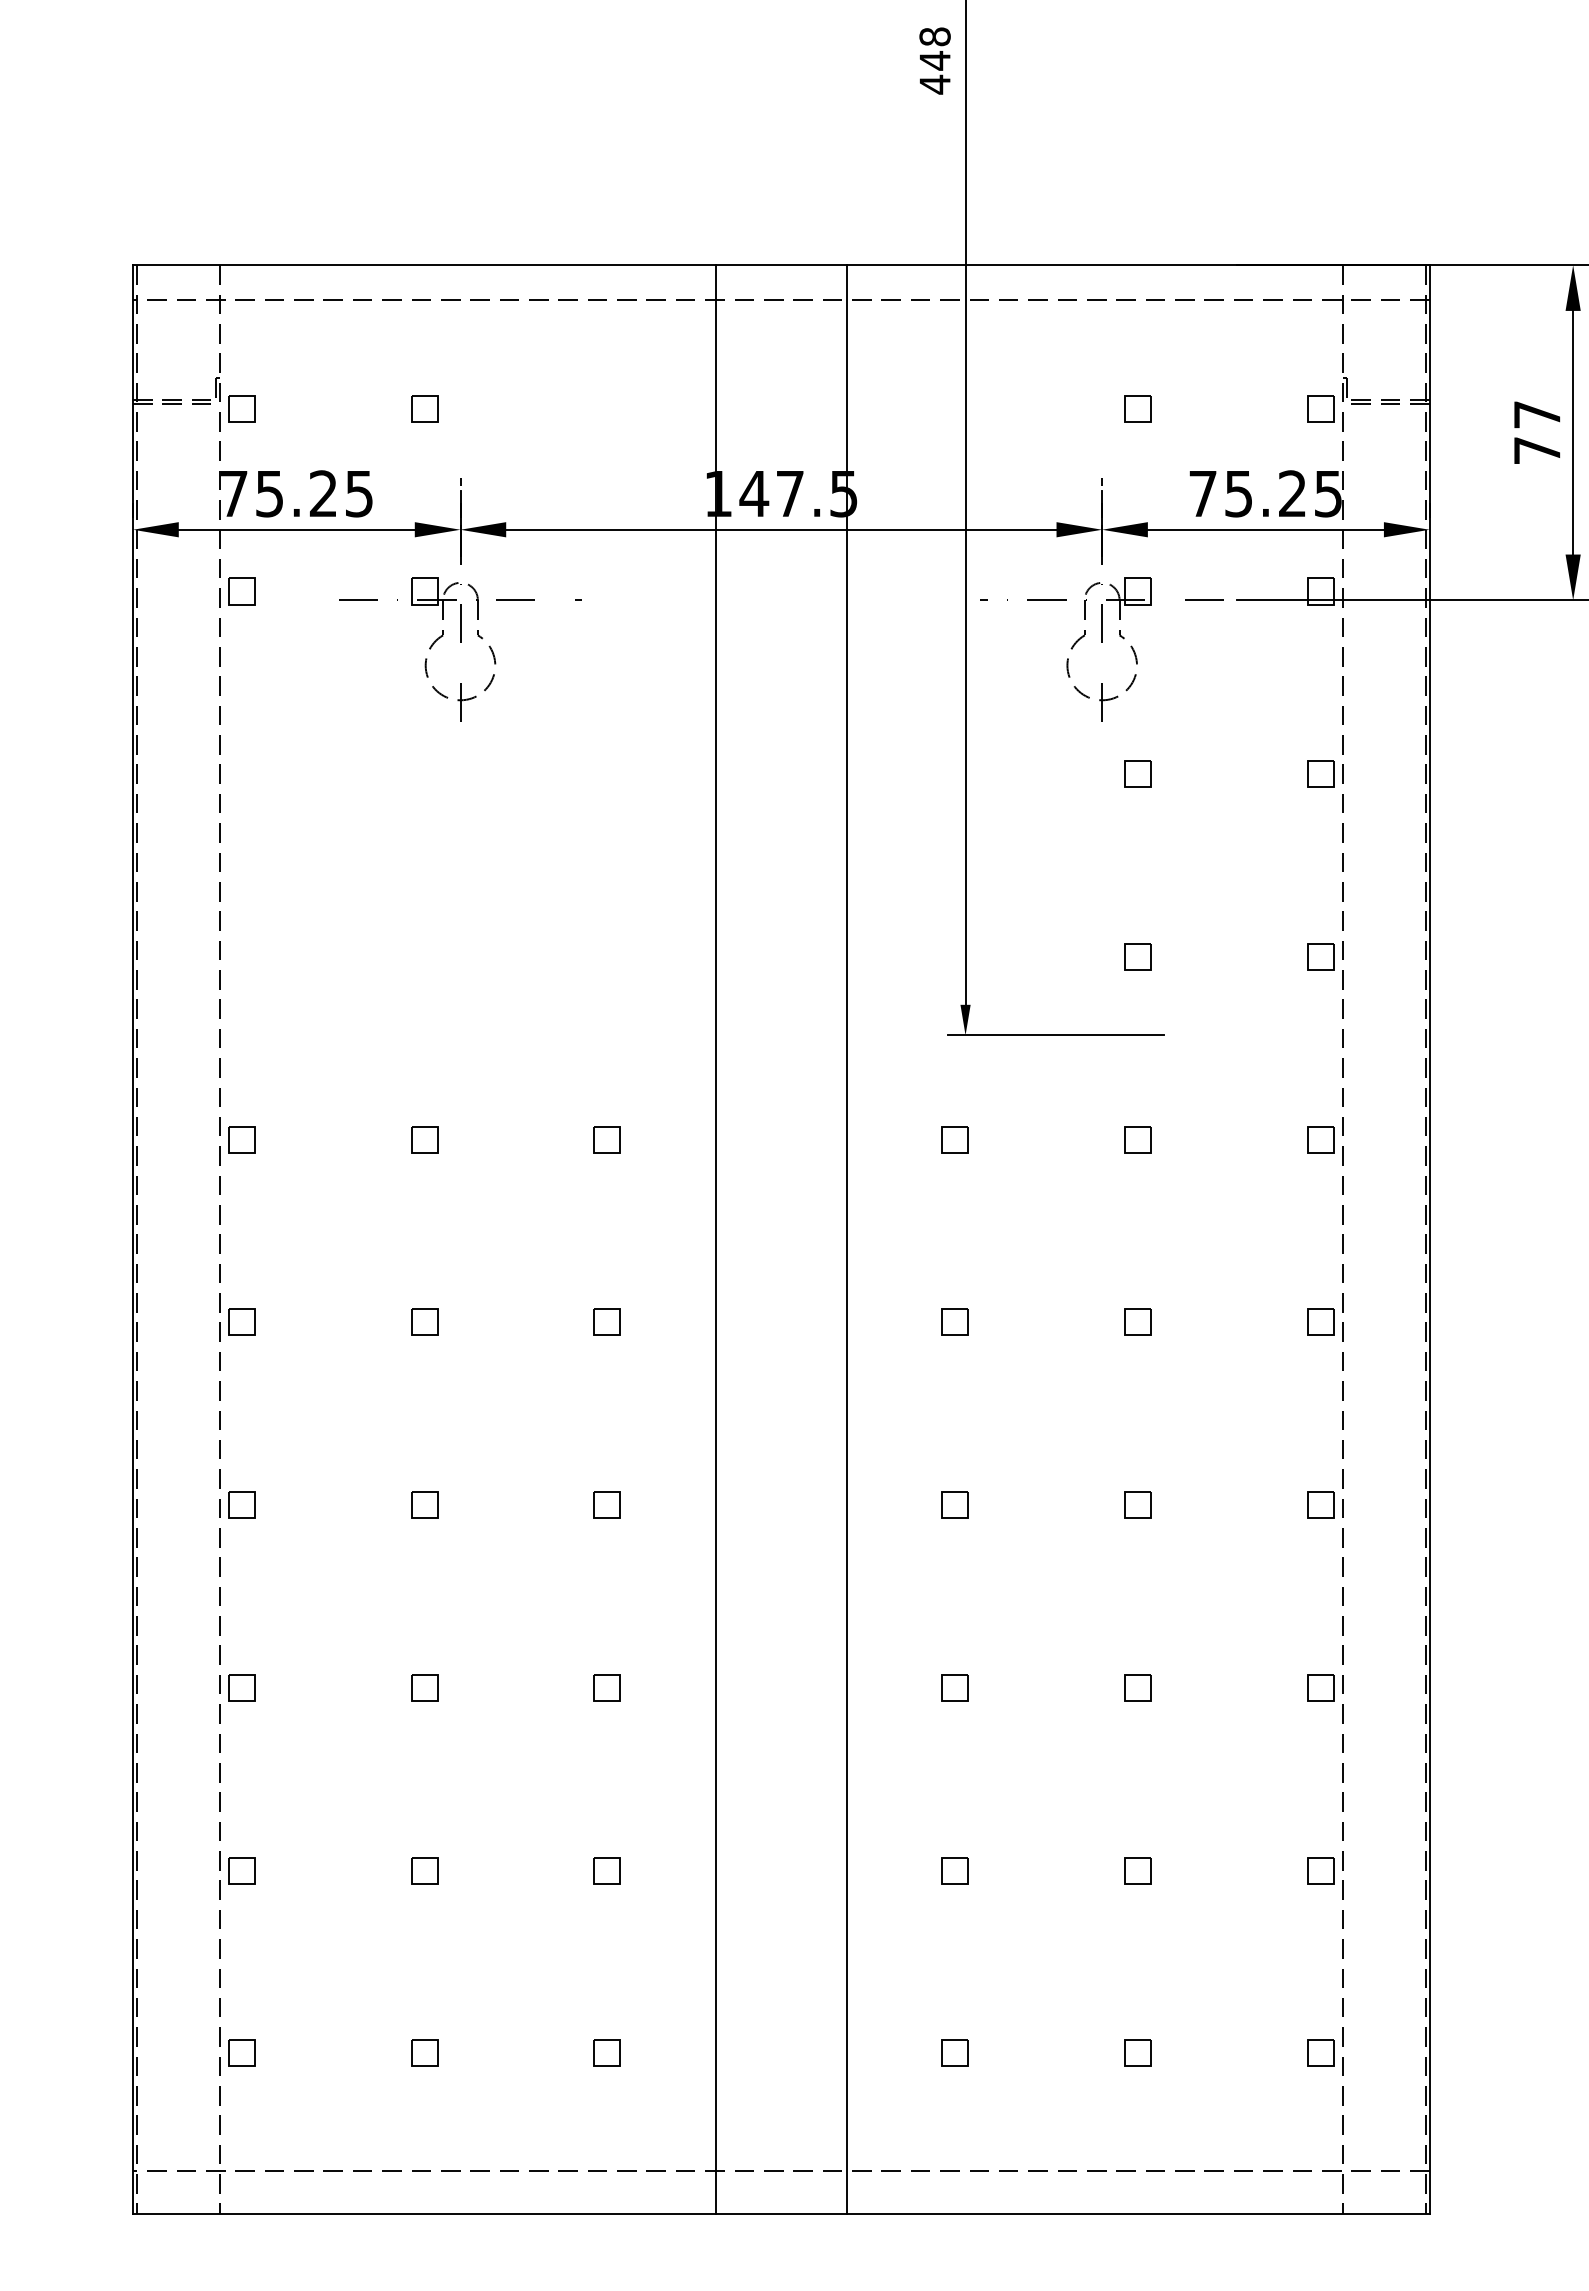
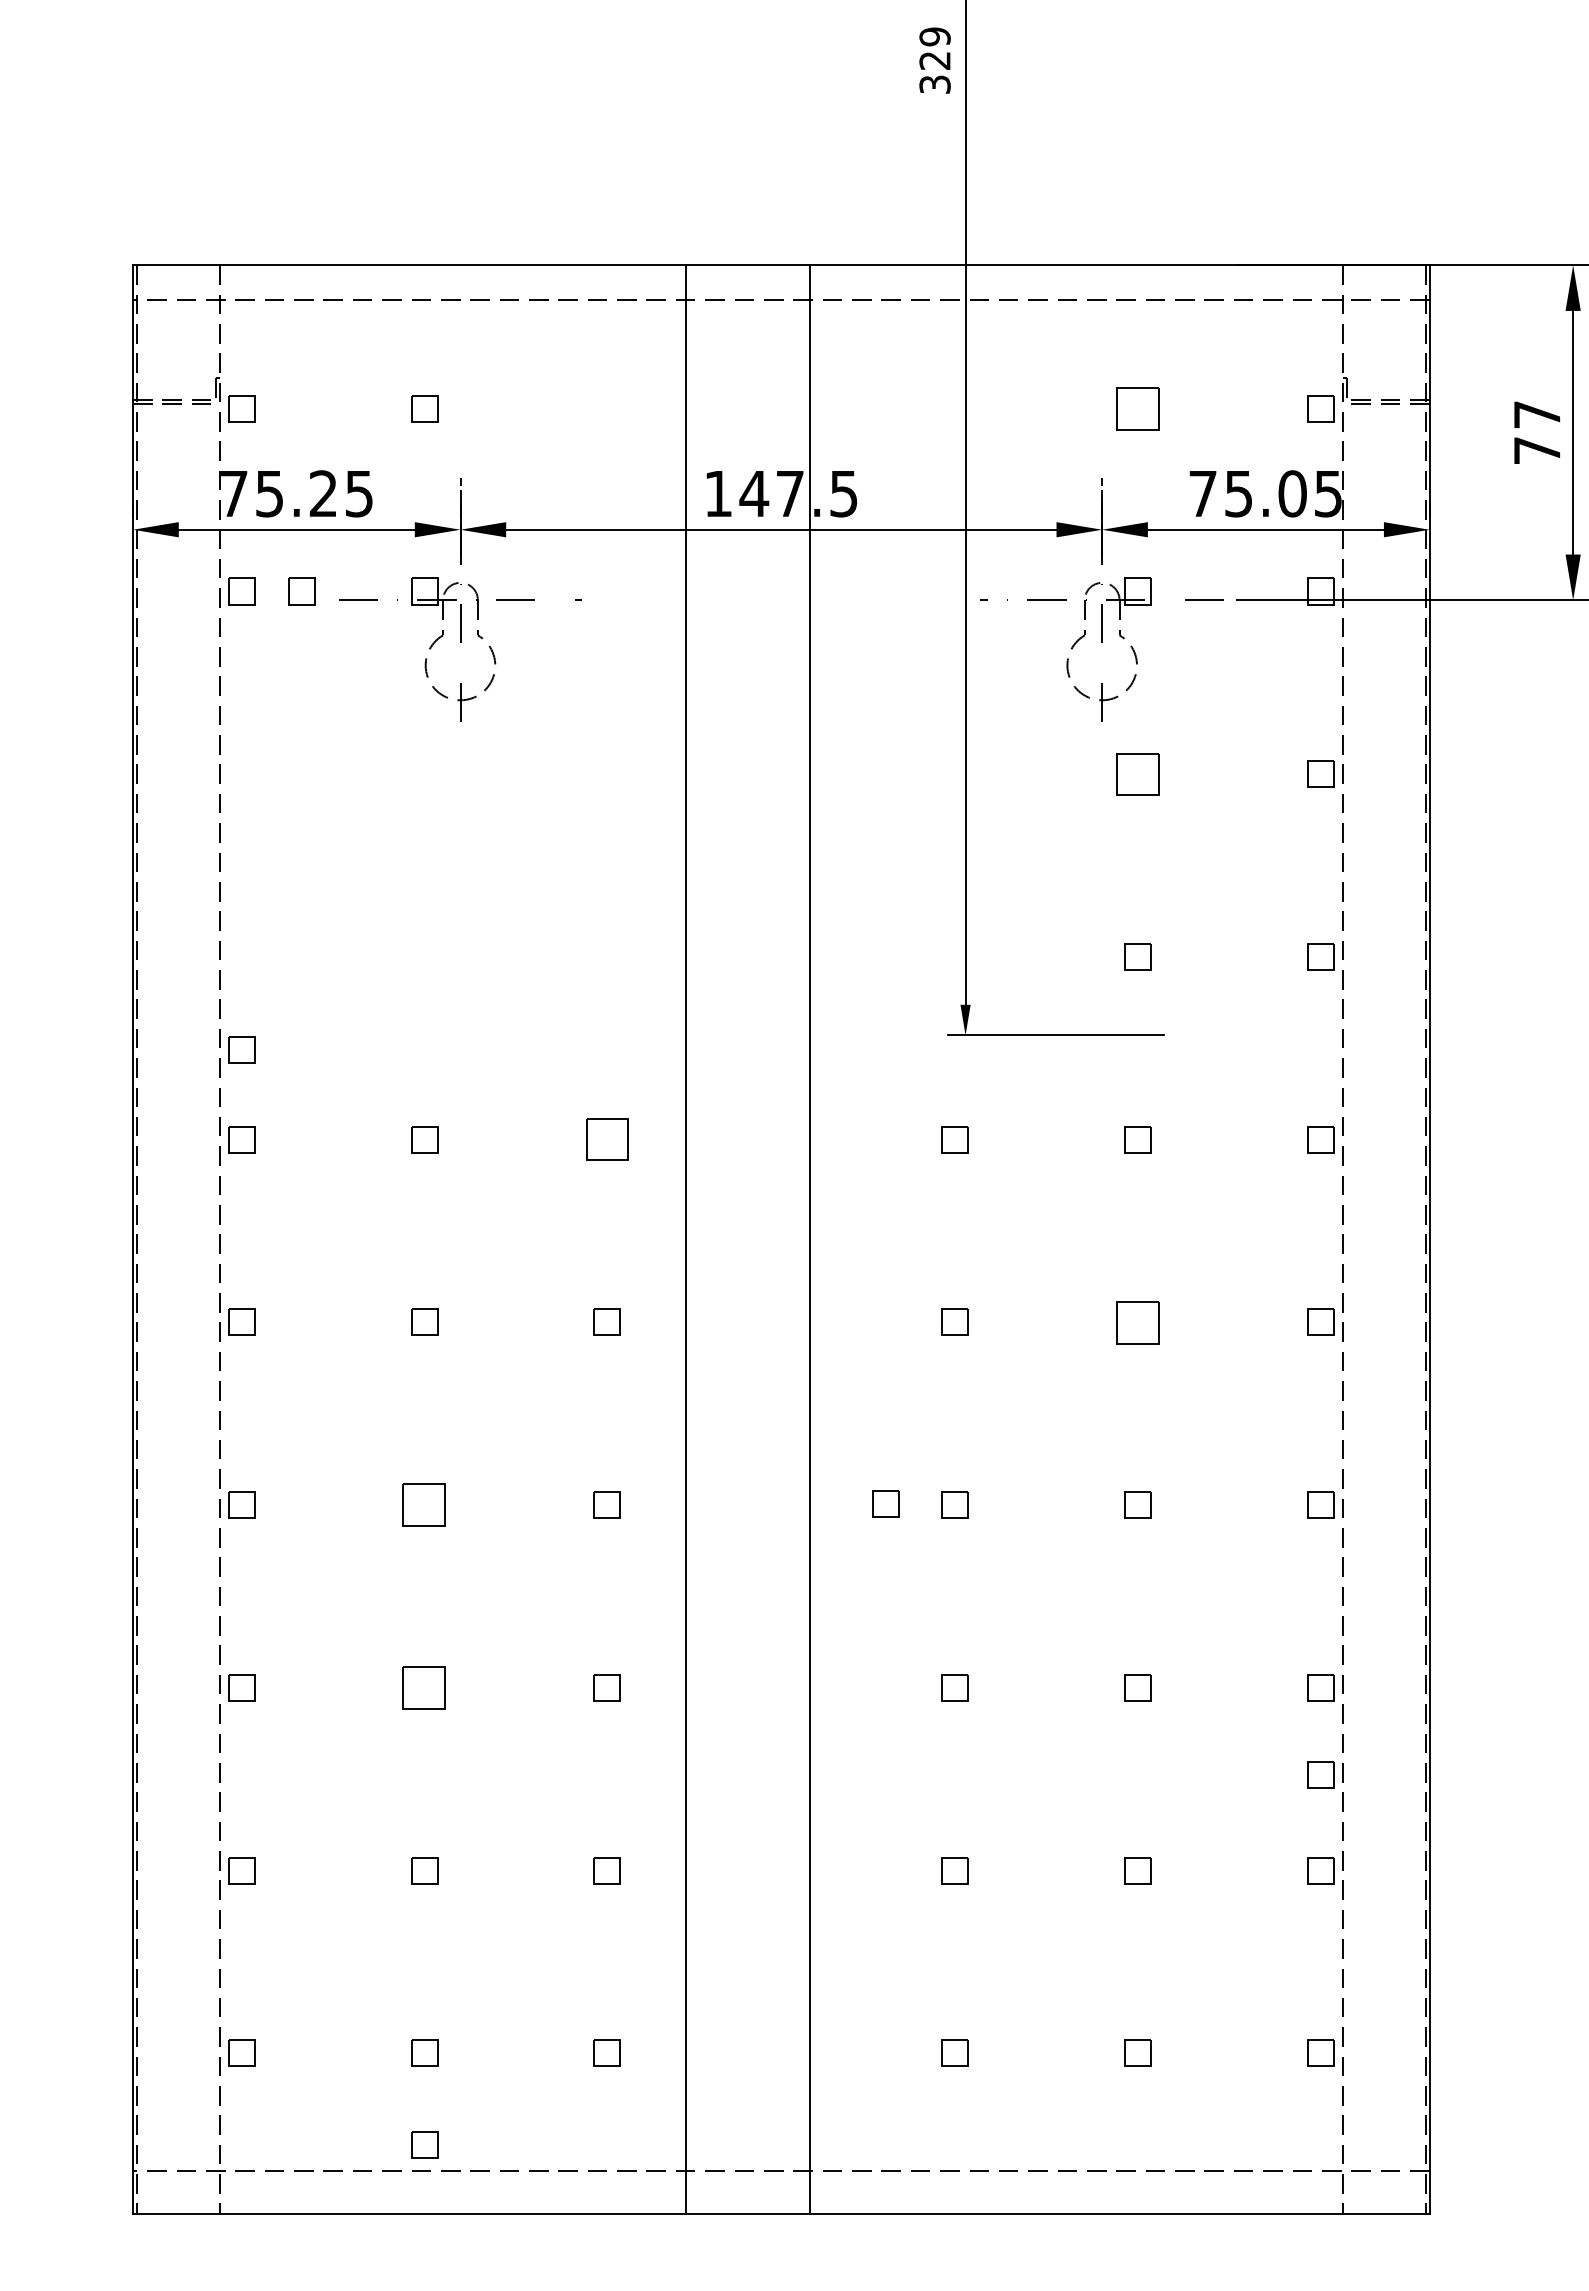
text: 448 -> 329 (934, 60)
part size: 28x28 px -> 44x44 px (1137, 408)
text: 75.25 -> 75.05 (1292, 493)
part: none -> present (301, 591)
part size: 28x28 px -> 44x43 px (1137, 774)
part: none -> present (241, 1049)
part size: 28x28 px -> 43x43 px (607, 1139)
line position: (716, 1239) -> (686, 1239) (686, 1239)
line position: (846, 1239) -> (809, 1239) (809, 1239)
part size: 28x28 px -> 44x44 px (1137, 1322)
part: none -> present (885, 1503)
part size: 28x28 px -> 44x44 px (423, 1504)
part size: 28x28 px -> 44x44 px (423, 1687)
part: none -> present (1320, 1774)
part: none -> present (424, 2144)
